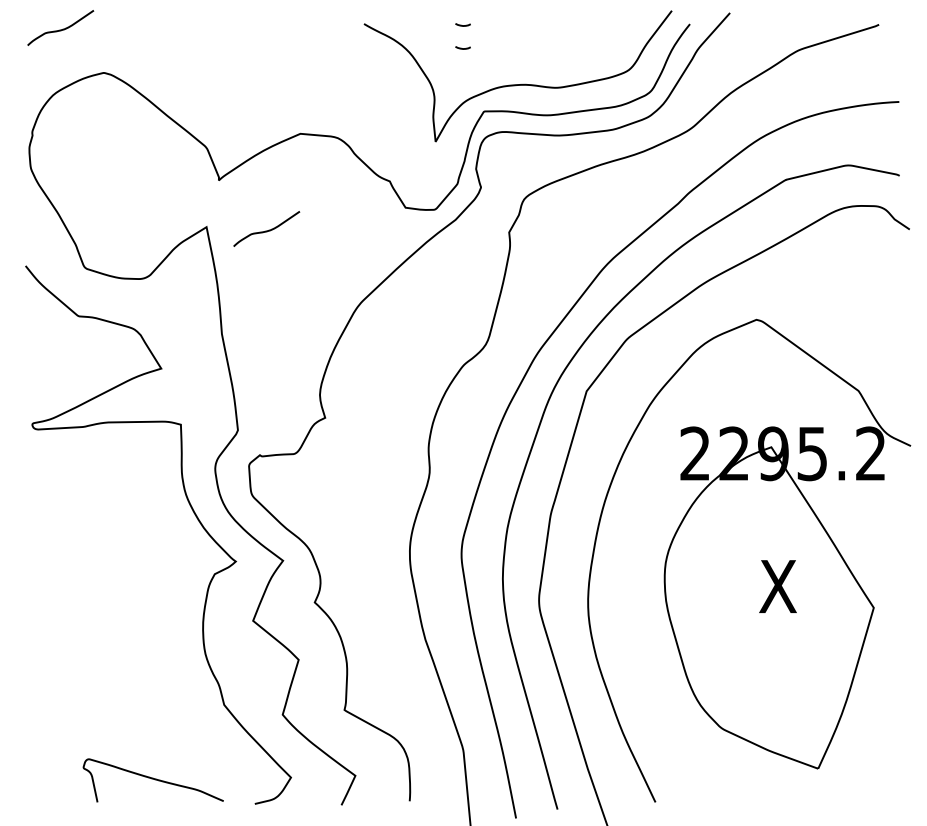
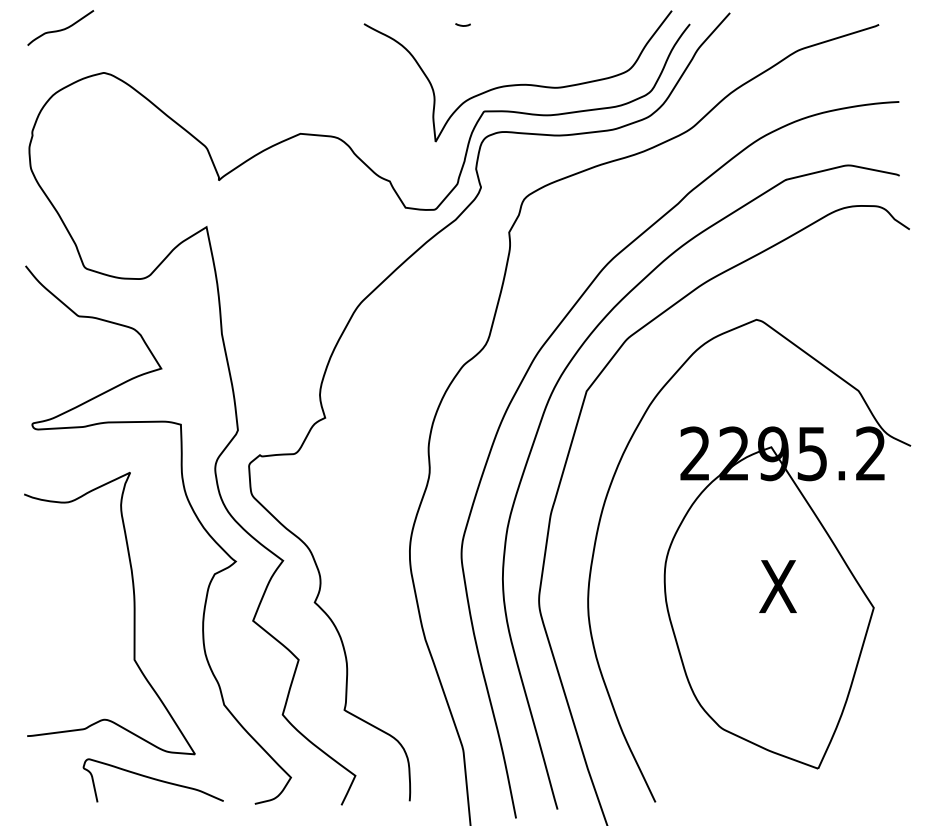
curve: present -> none (461, 47)
curve: present -> none (266, 230)
curve: none -> present (133, 613)
